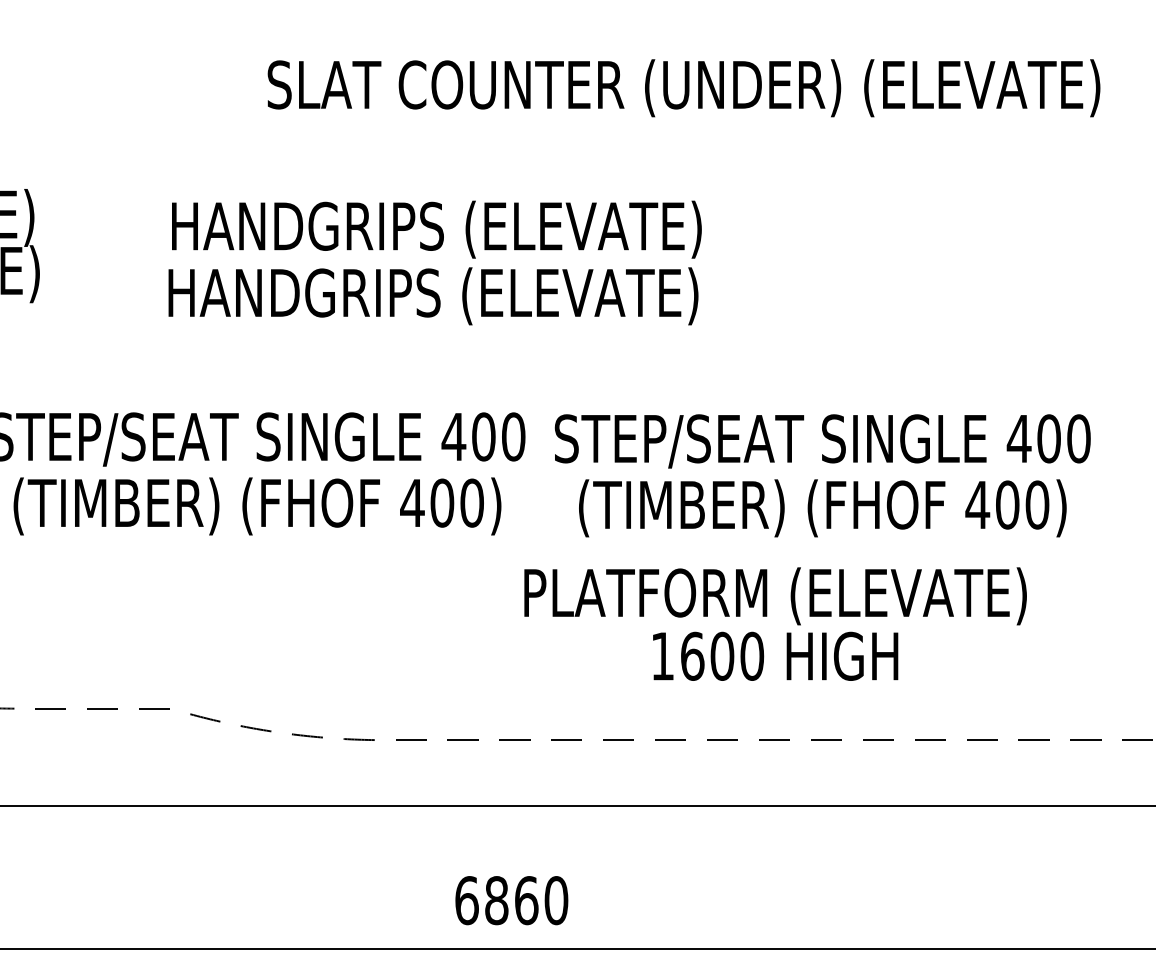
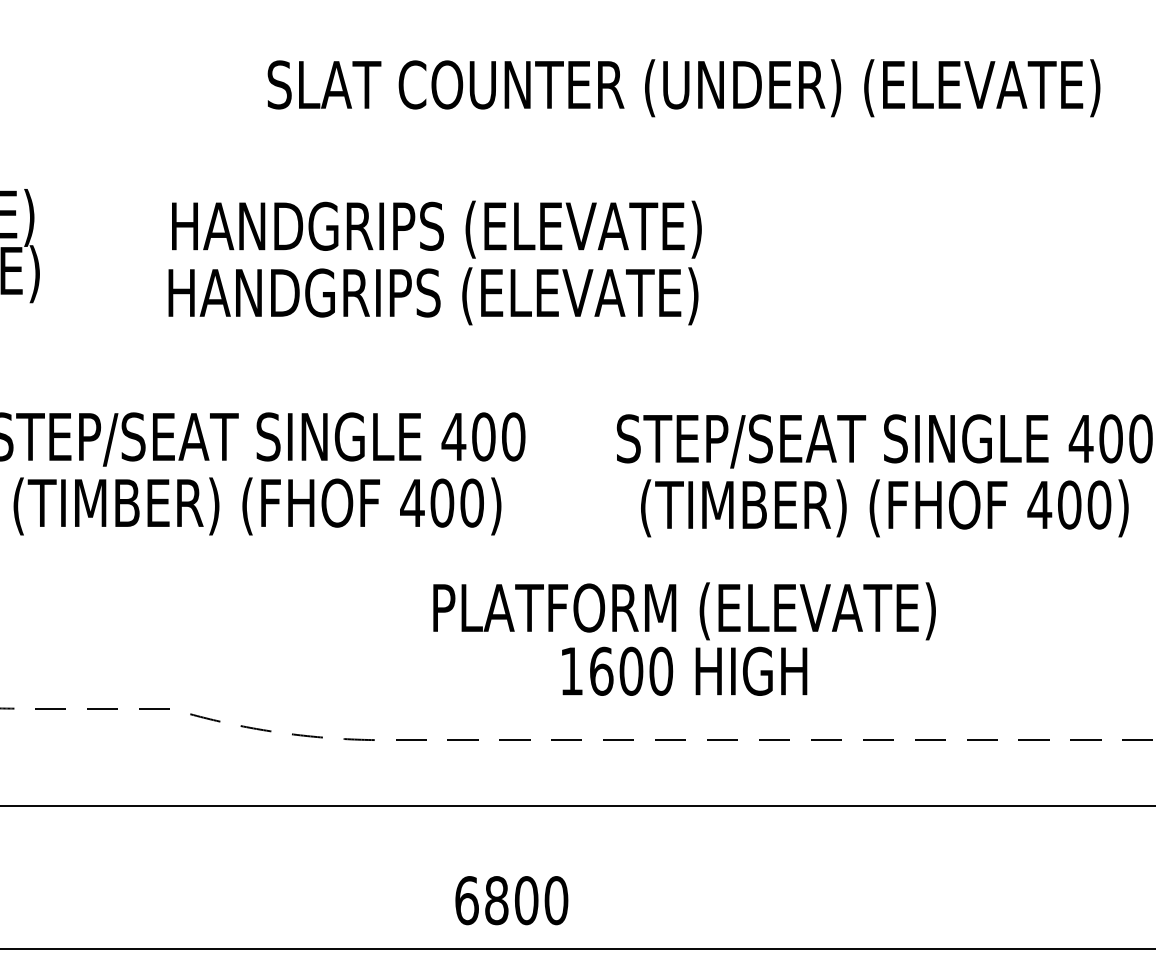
text position: (822, 475) -> (884, 475) (884, 475)
text position: (775, 623) -> (684, 638) (684, 638)
text: 6860 -> 6800 (526, 900)
